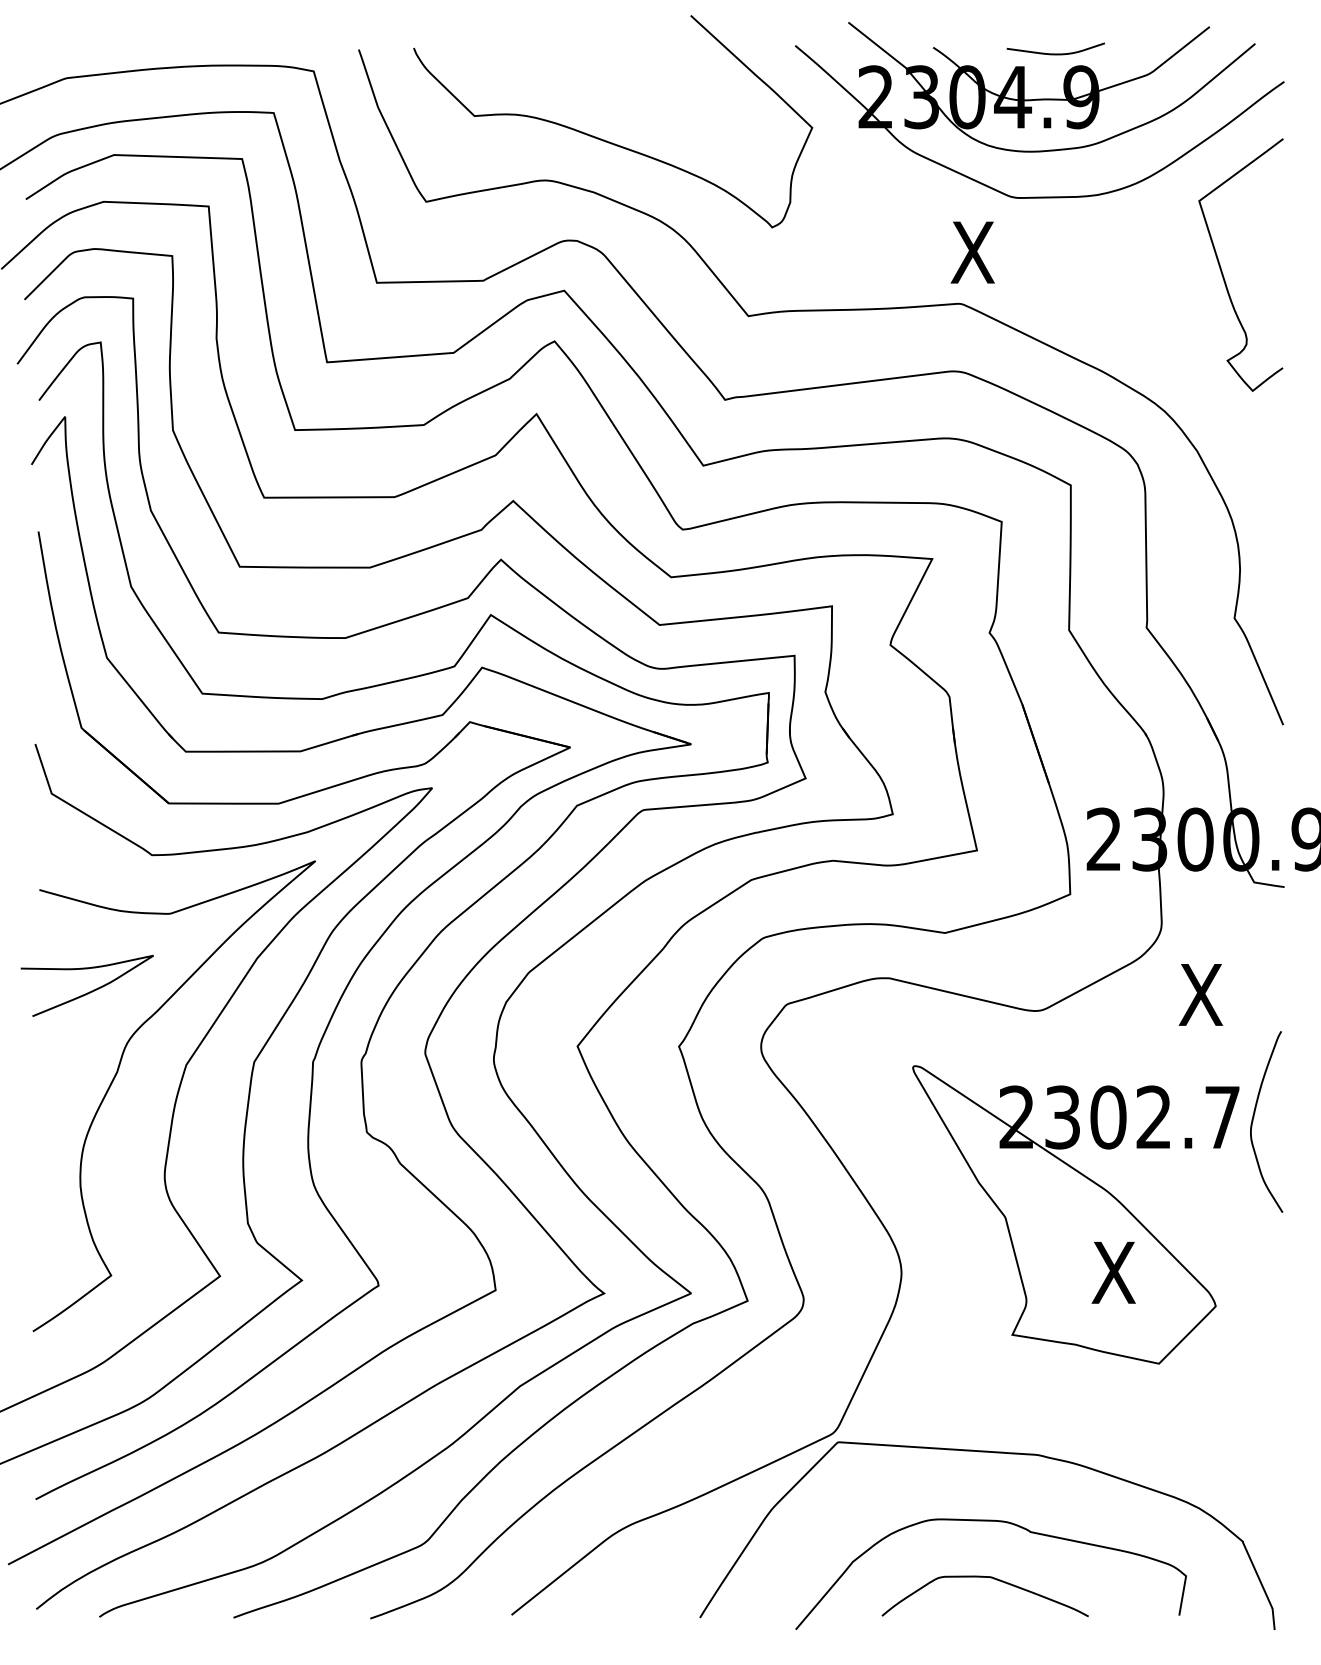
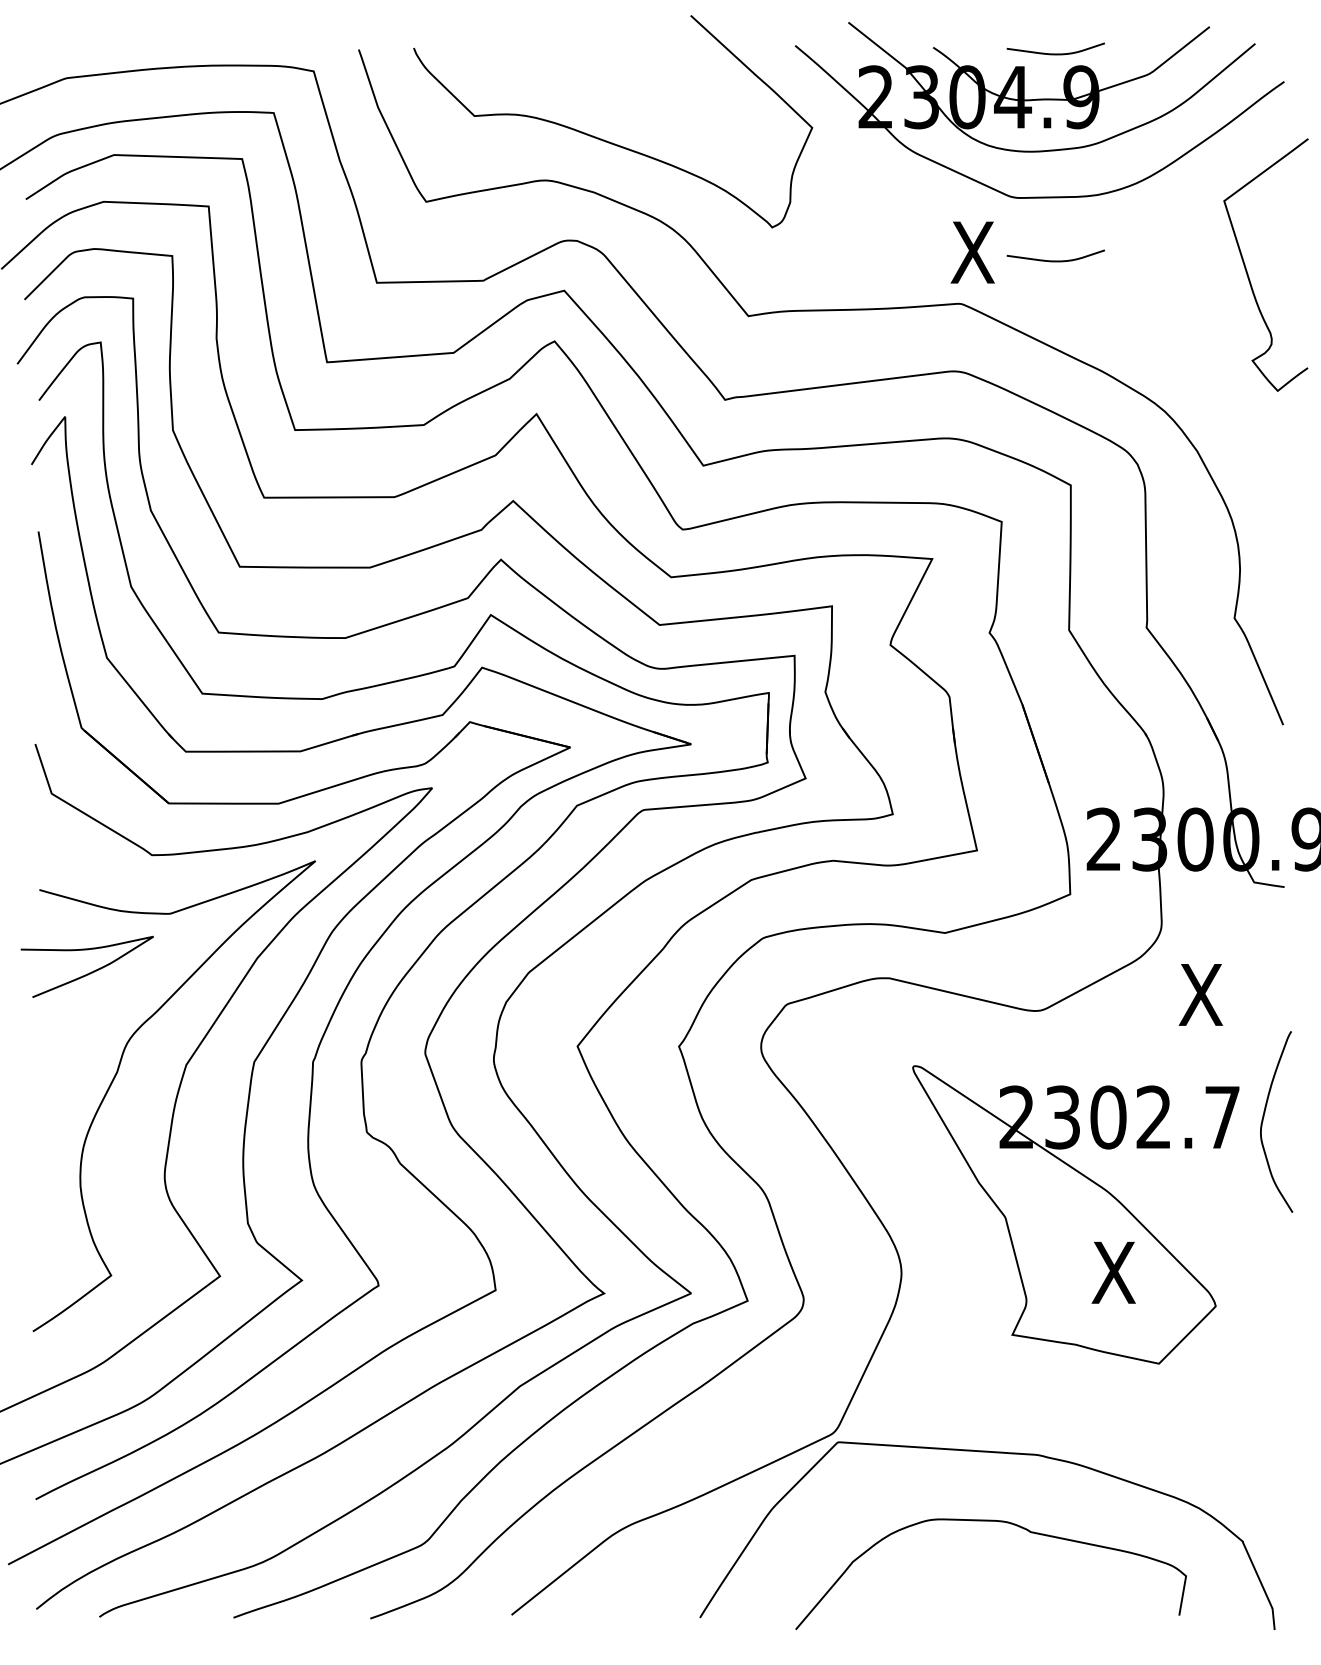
curve: none -> present (1055, 260)
curve position: (1222, 270) -> (1247, 270) (1247, 270)
curve position: (89, 991) -> (89, 972) (89, 972)
curve position: (1254, 1117) -> (1264, 1117) (1264, 1117)
curve: present -> none (990, 1578)
